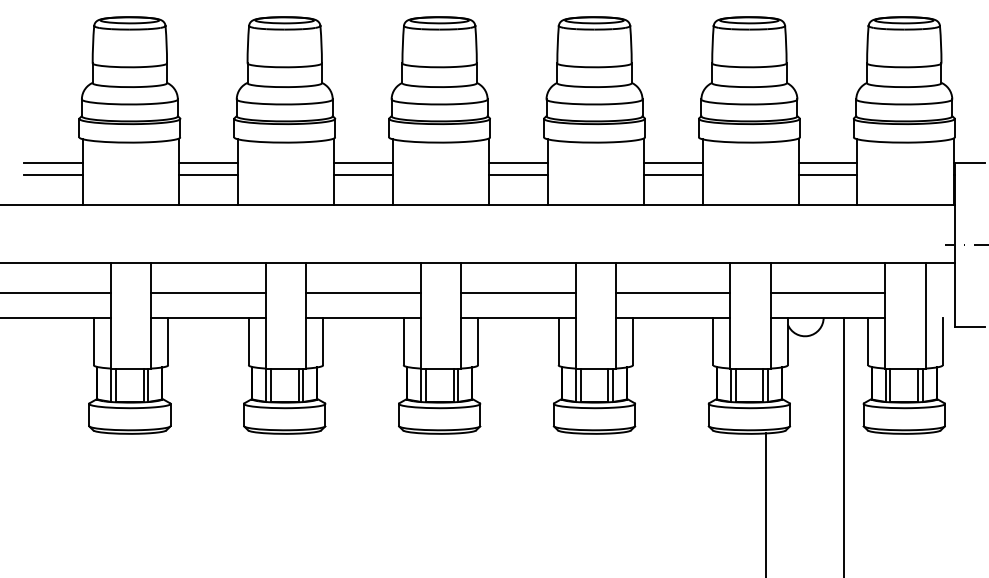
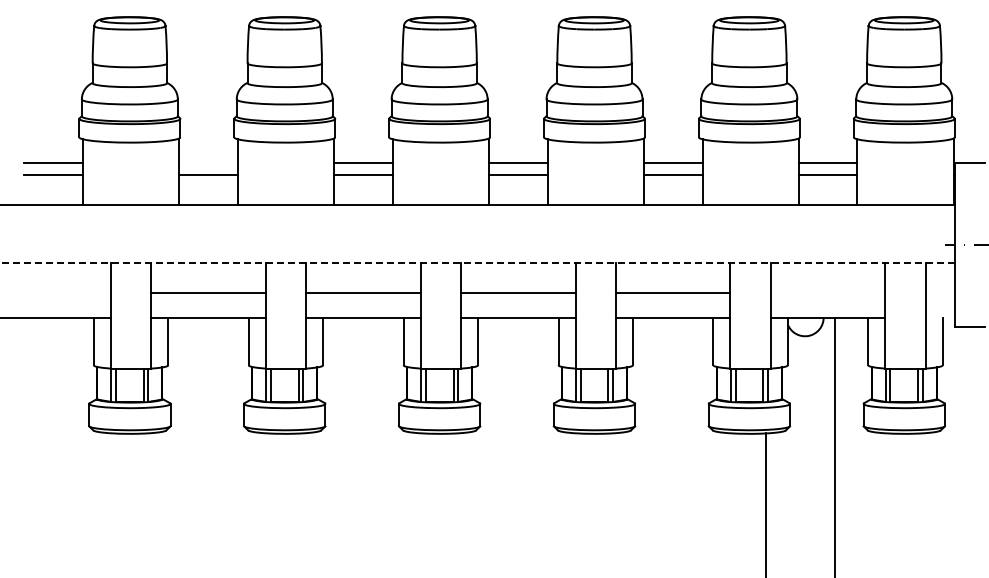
line: present -> none (208, 162)
line: solid -> dashed (477, 263)
line: present -> none (56, 292)
line: present -> none (827, 292)
line position: (843, 445) -> (834, 445) (834, 445)
